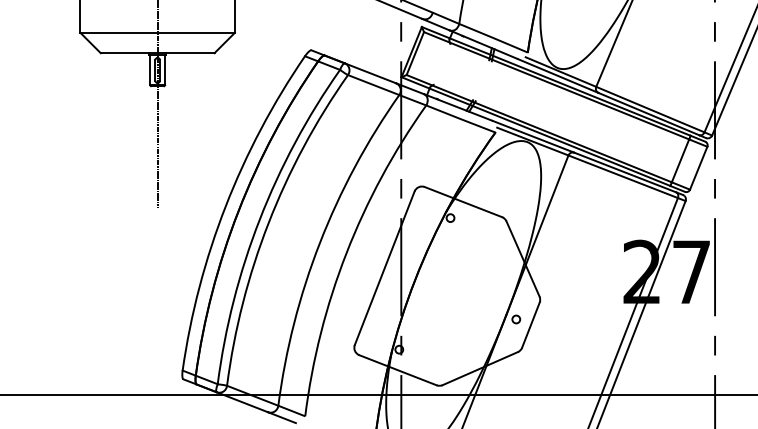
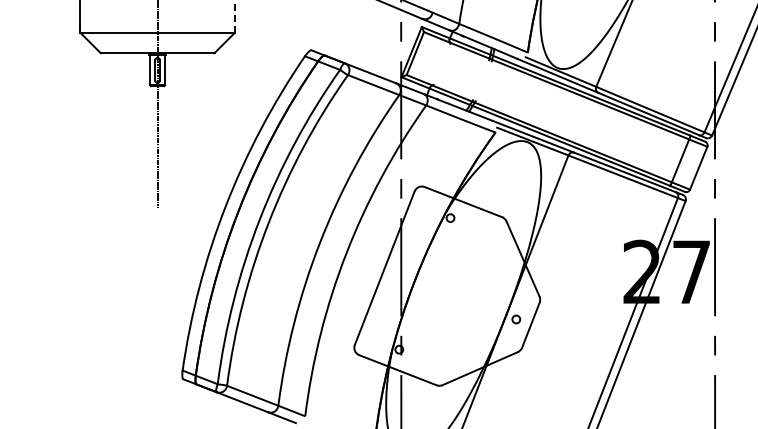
line: solid -> dashed (234, 15)
line: present -> none (378, 395)
